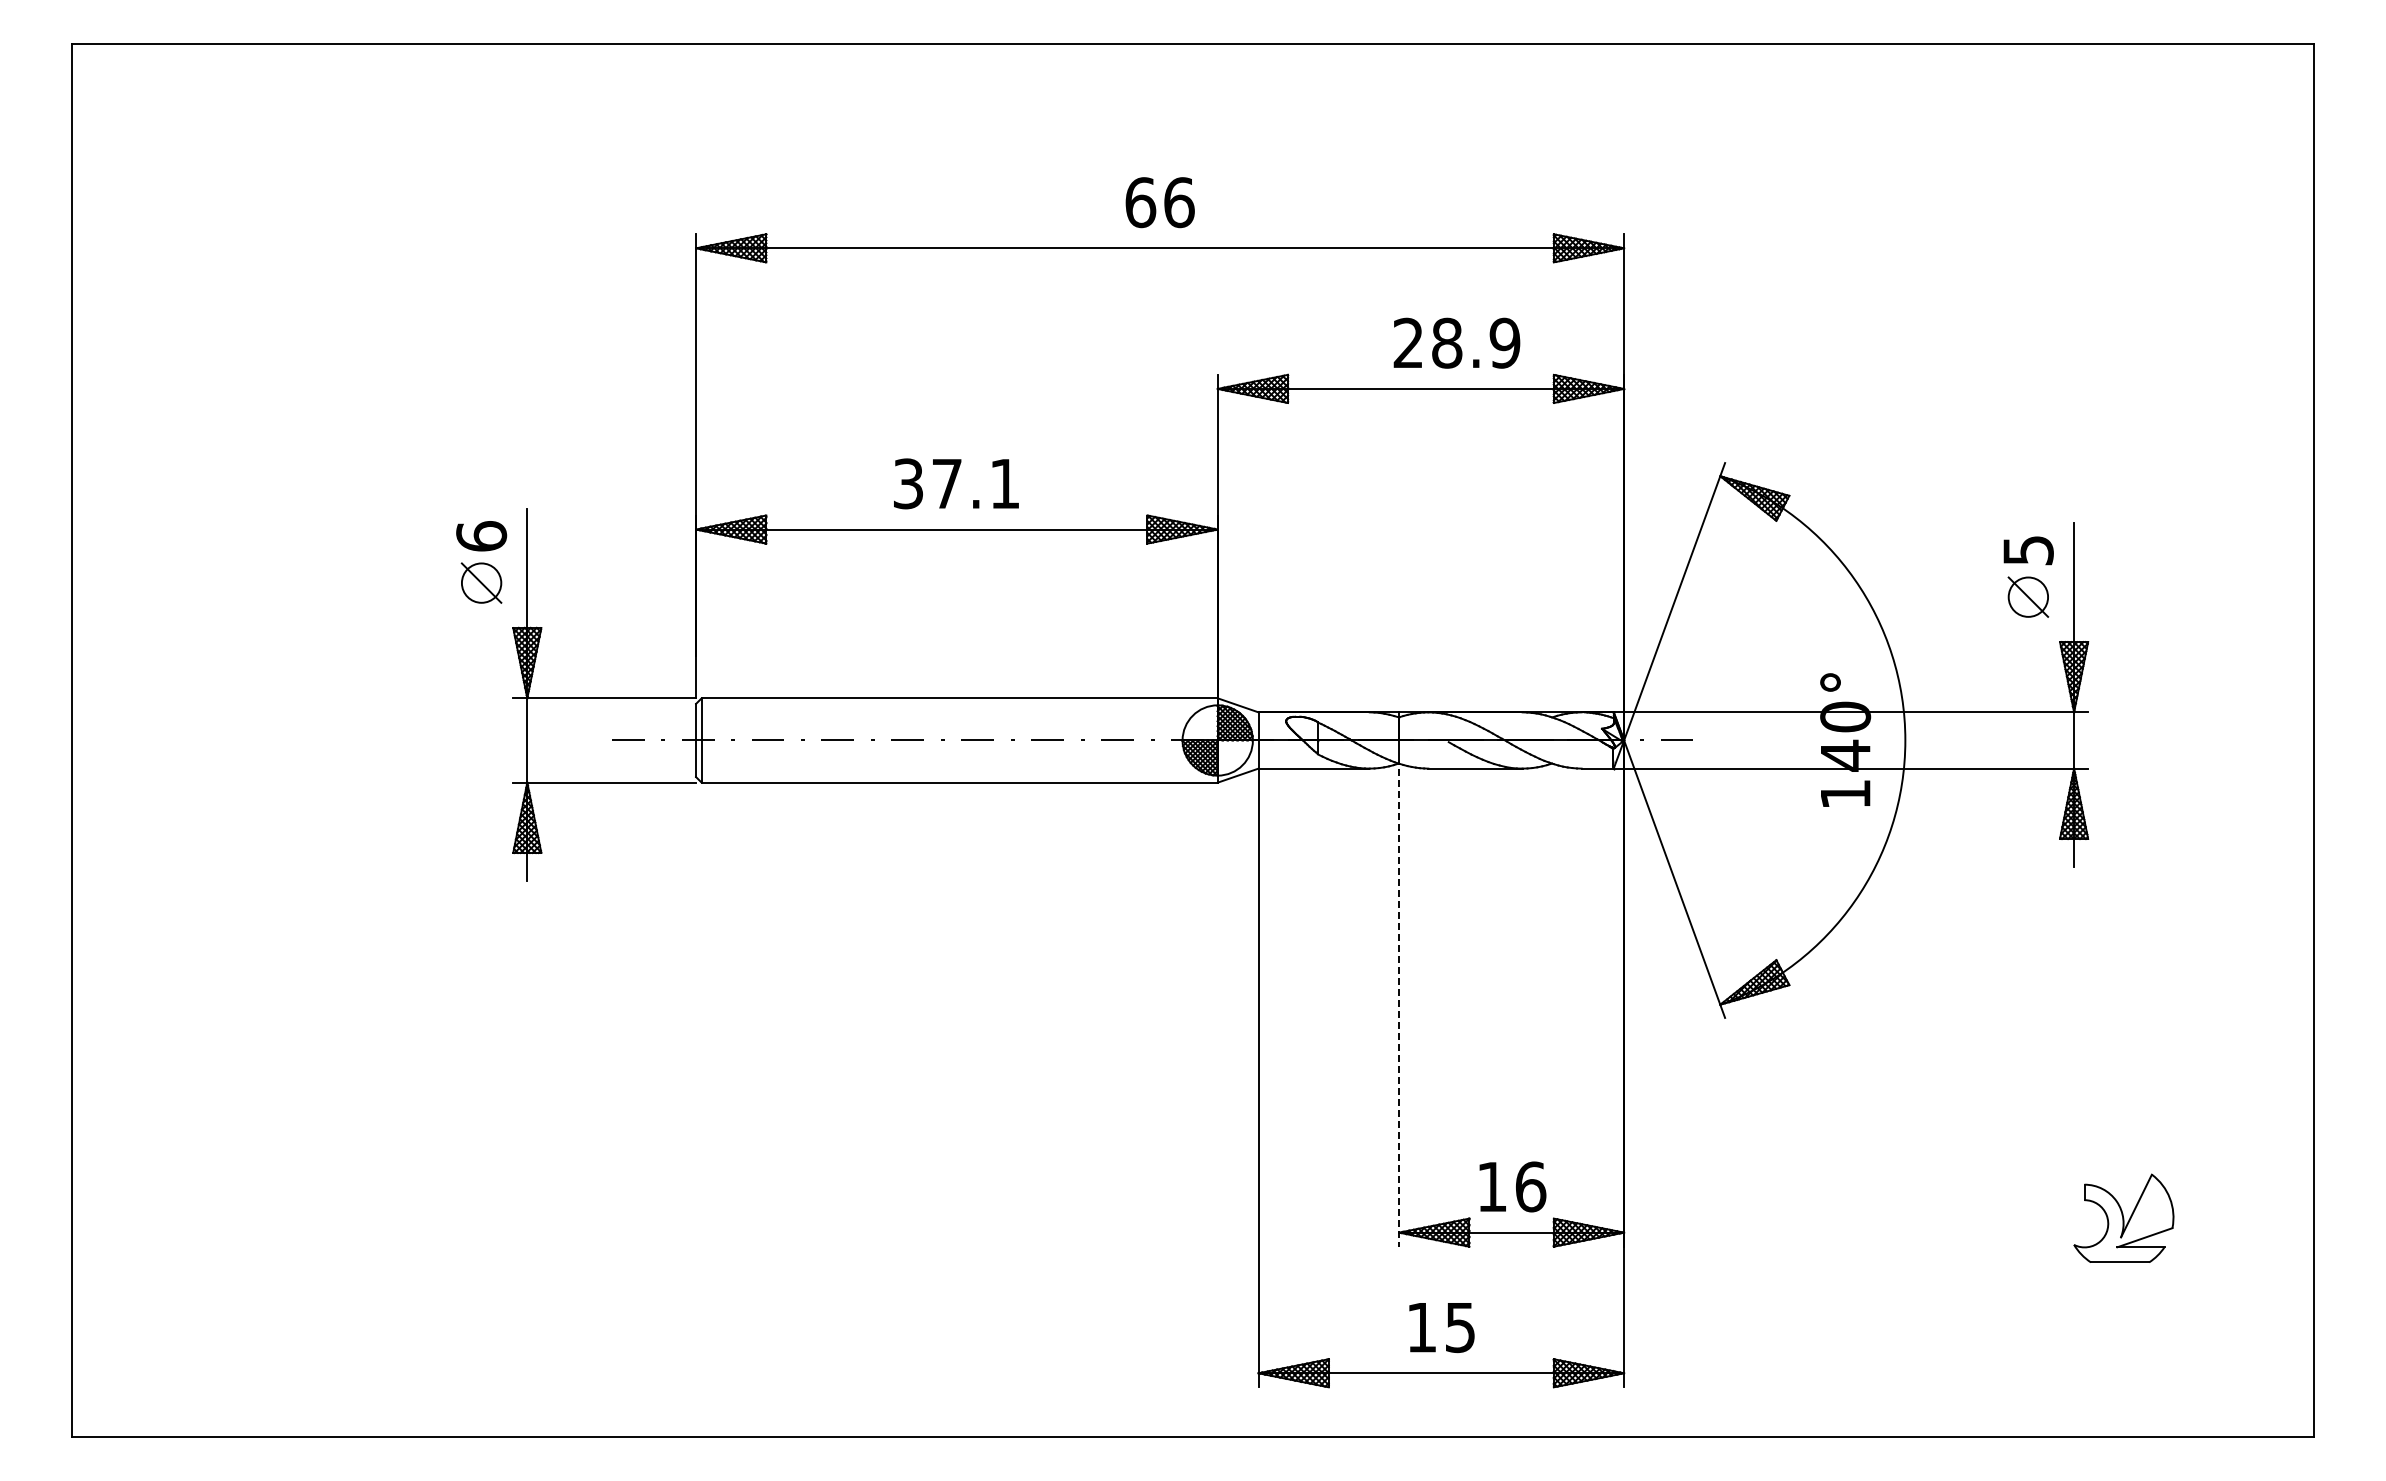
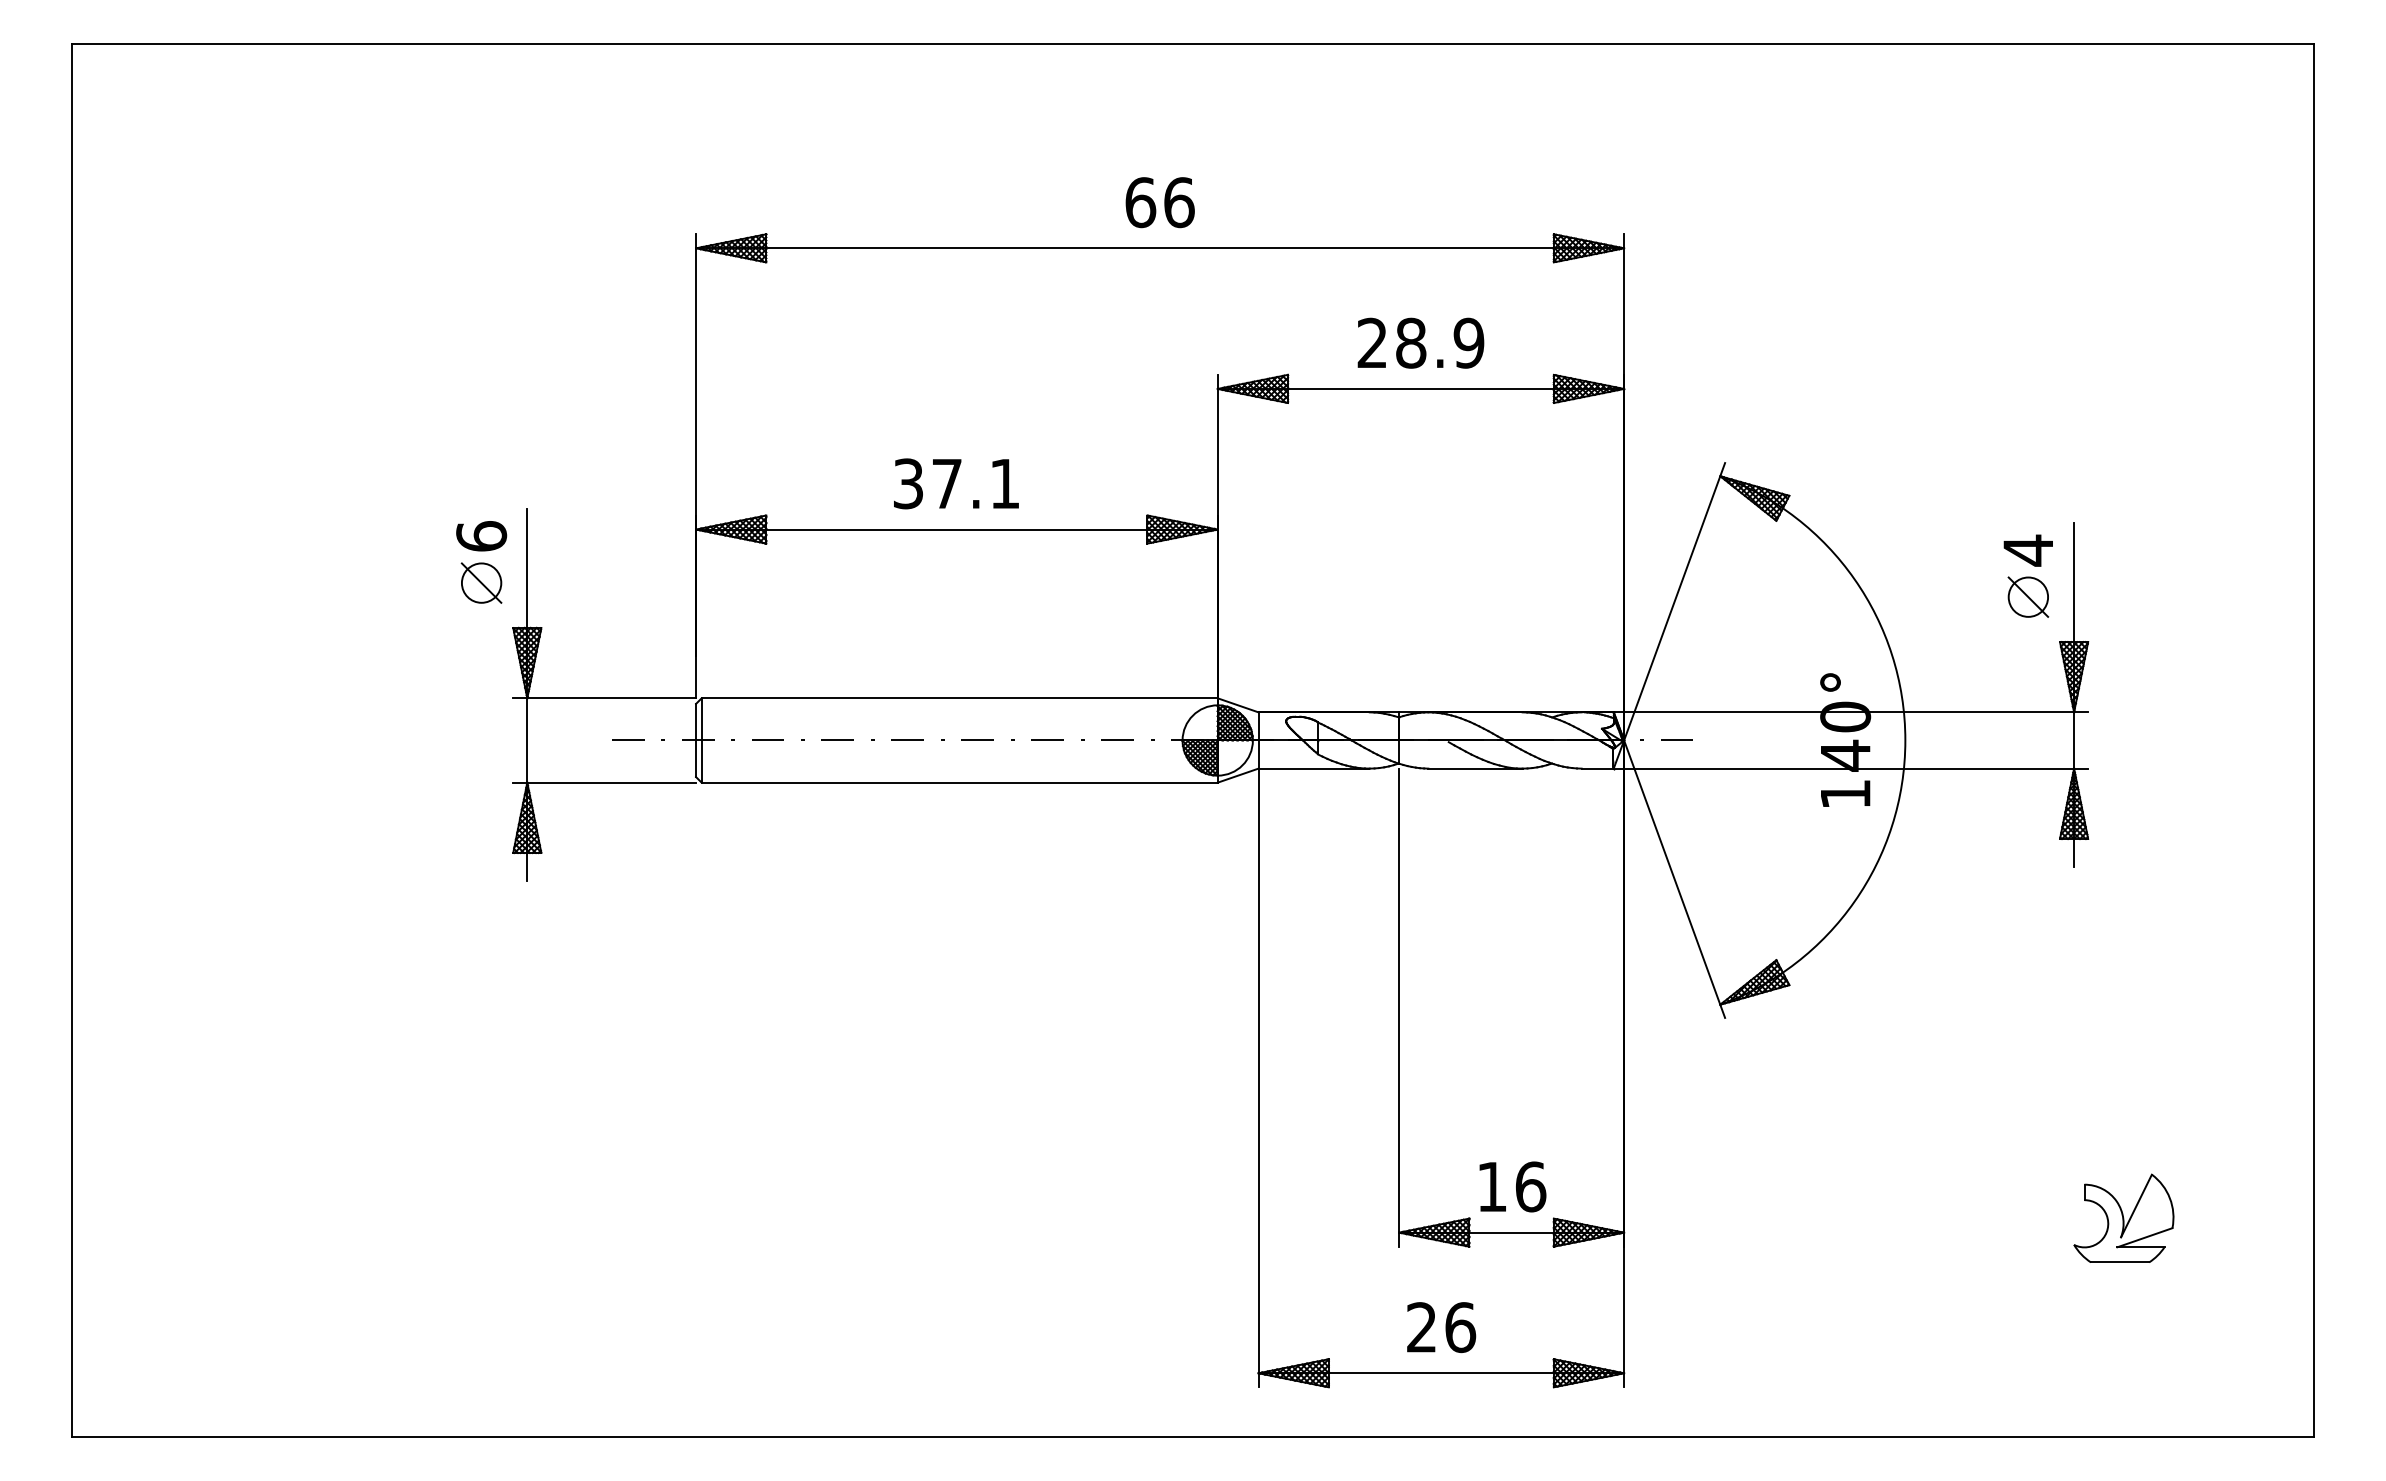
text position: (1456, 342) -> (1420, 342) (1420, 342)
text: 5 -> 4 (2028, 550)
line: dashed -> solid (1399, 1008)
text: 15 -> 26 (1441, 1327)
